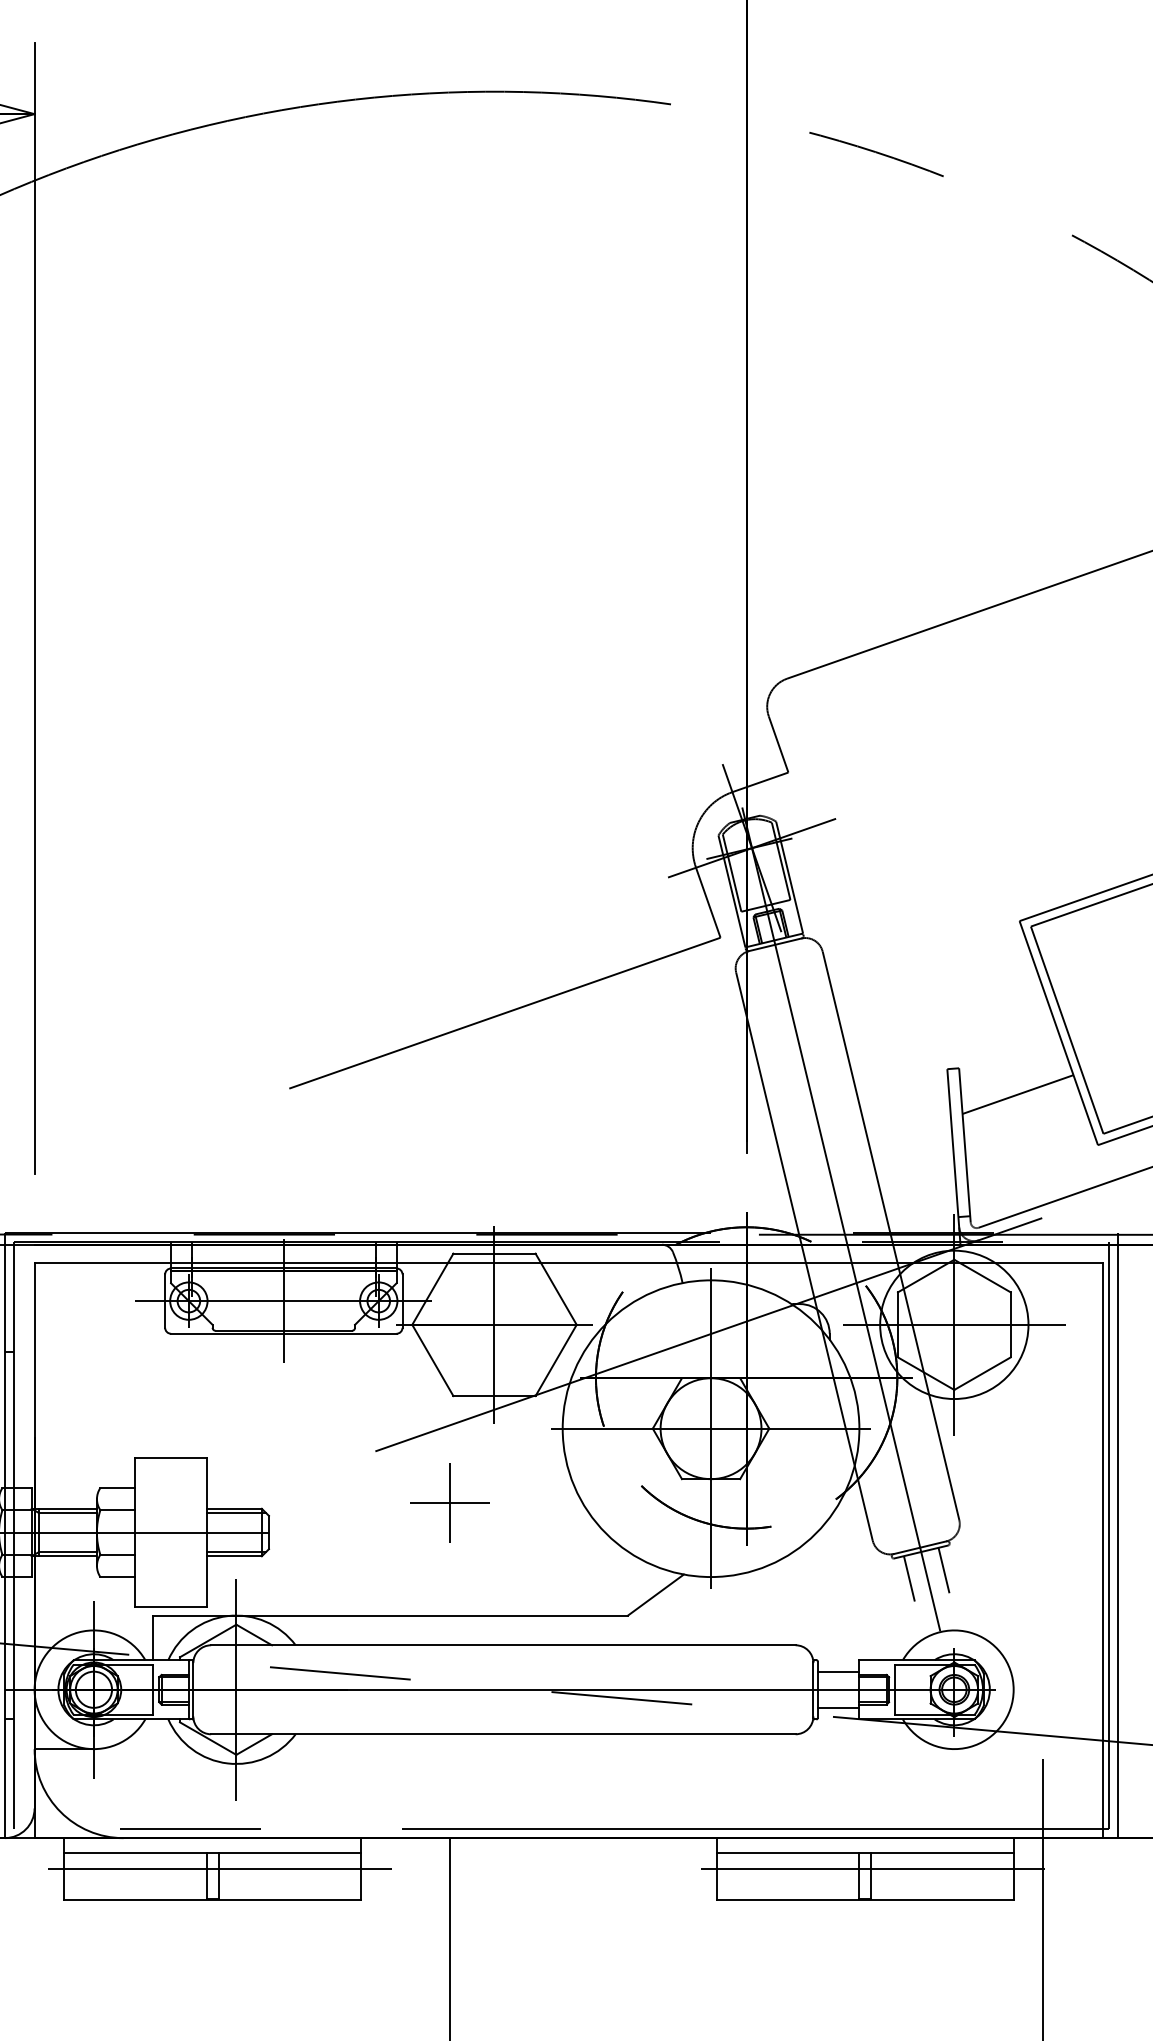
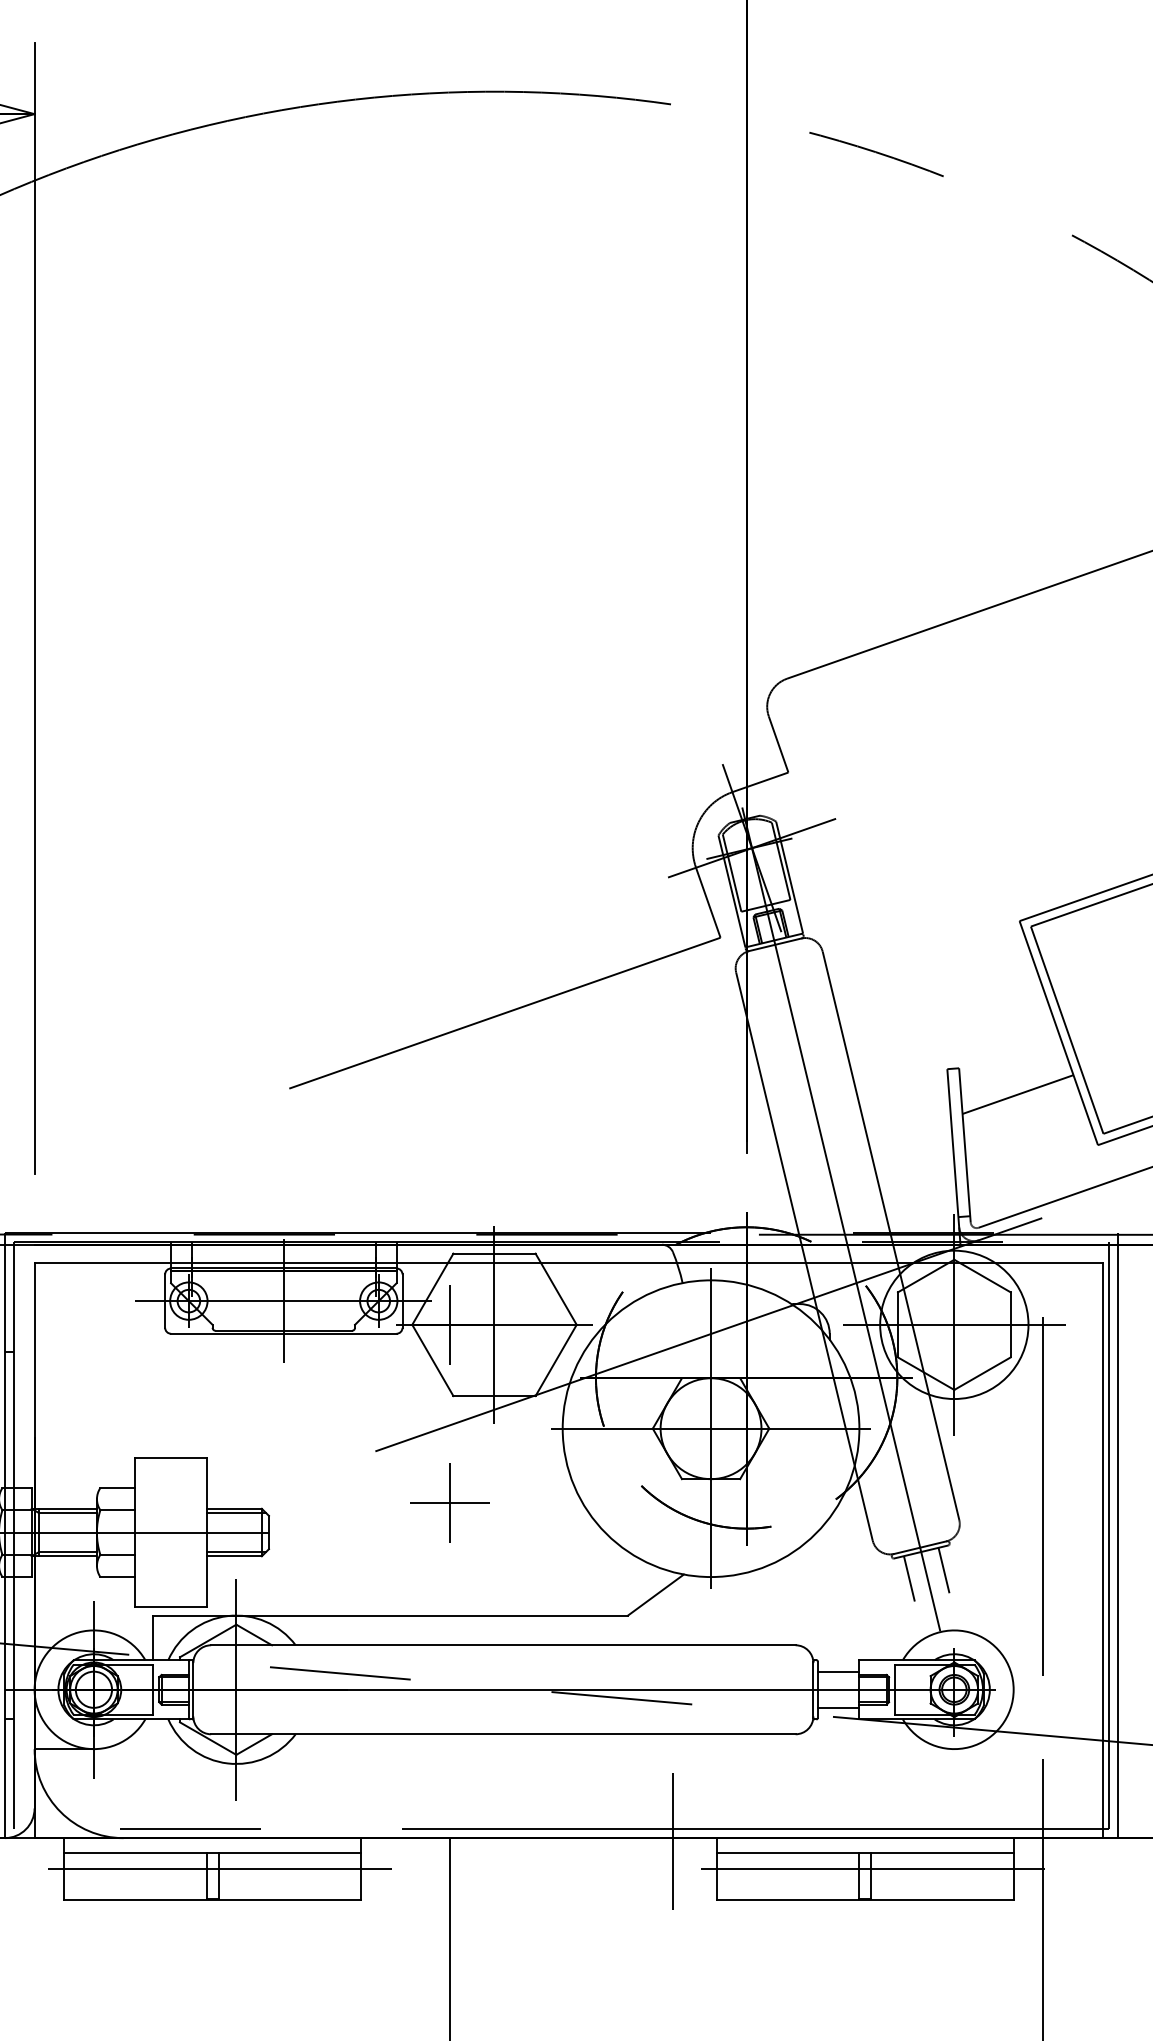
line: none -> present (449, 1324)
line: none -> present (1043, 1496)
line: none -> present (672, 1841)
